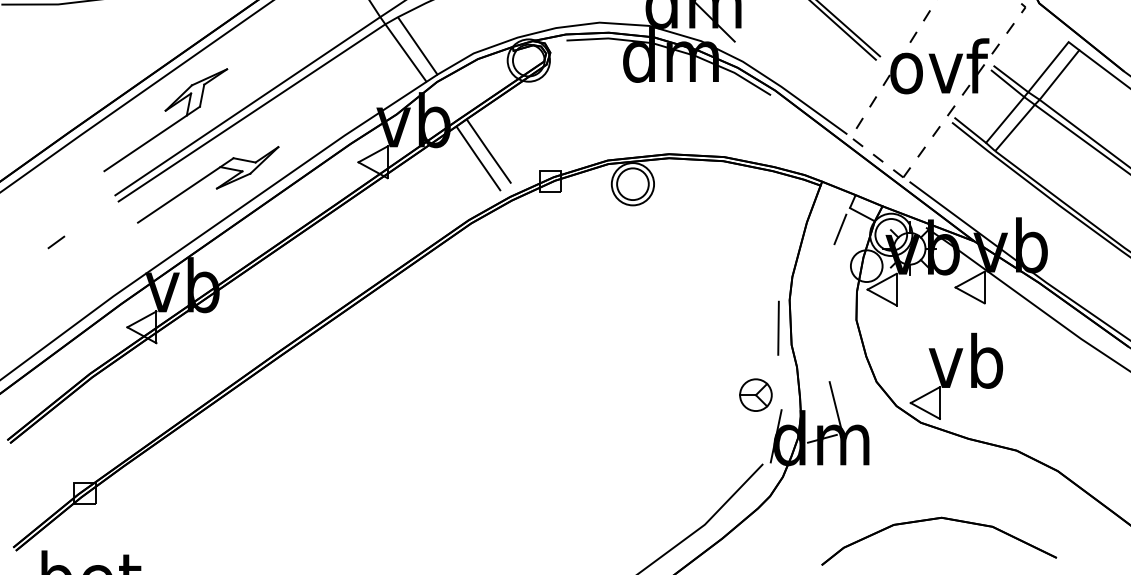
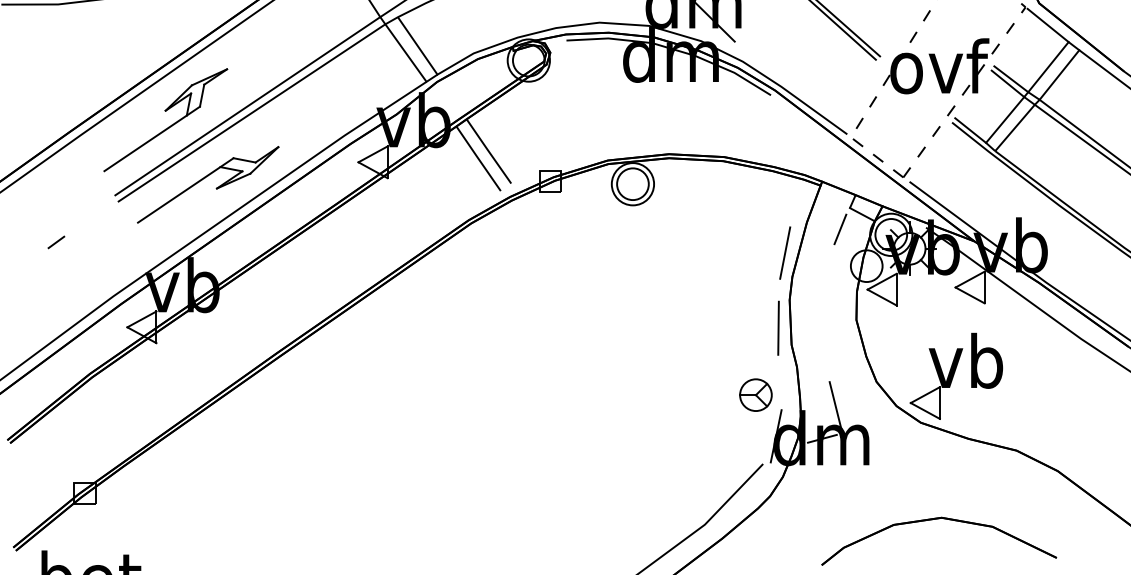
line: none -> present (1047, 25)
line: none -> present (785, 252)
